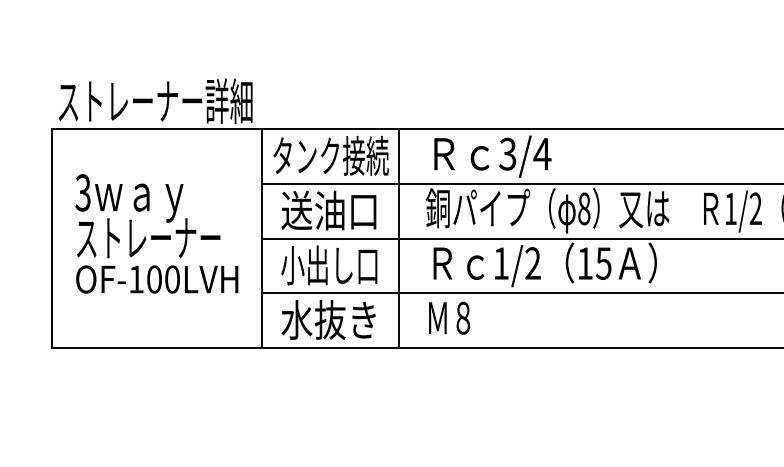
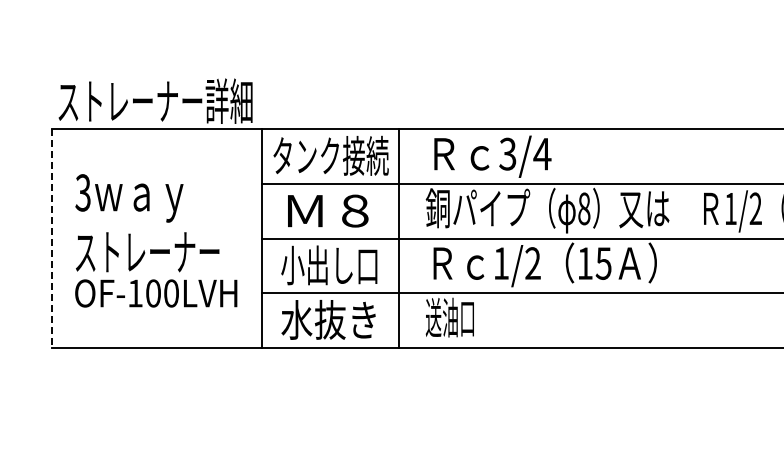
text: 送油口 -> Ｍ８ (328, 210)
line: solid -> dashed (52, 239)
text position: (157, 255) -> (156, 269) (156, 269)
text: Ｍ８ -> 送油口 (449, 317)
